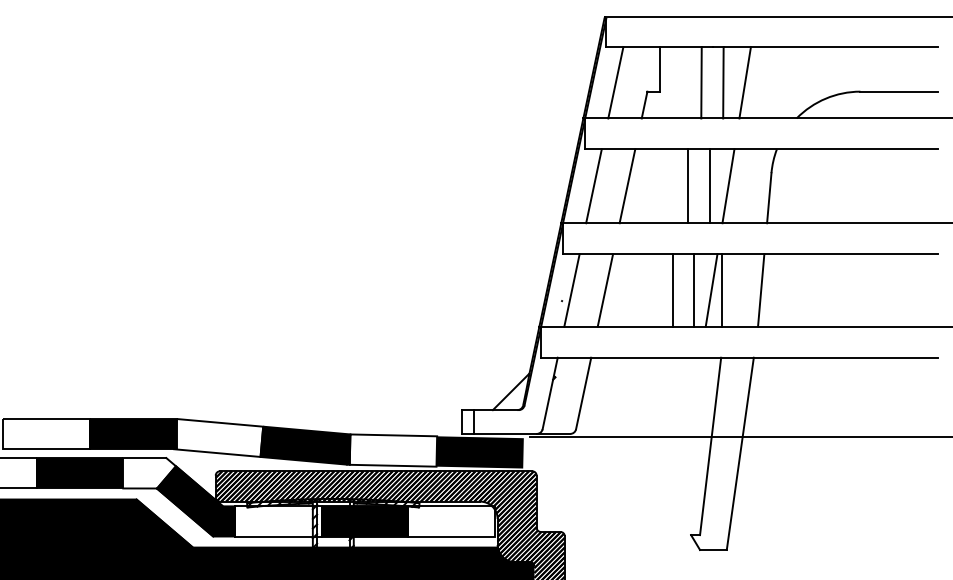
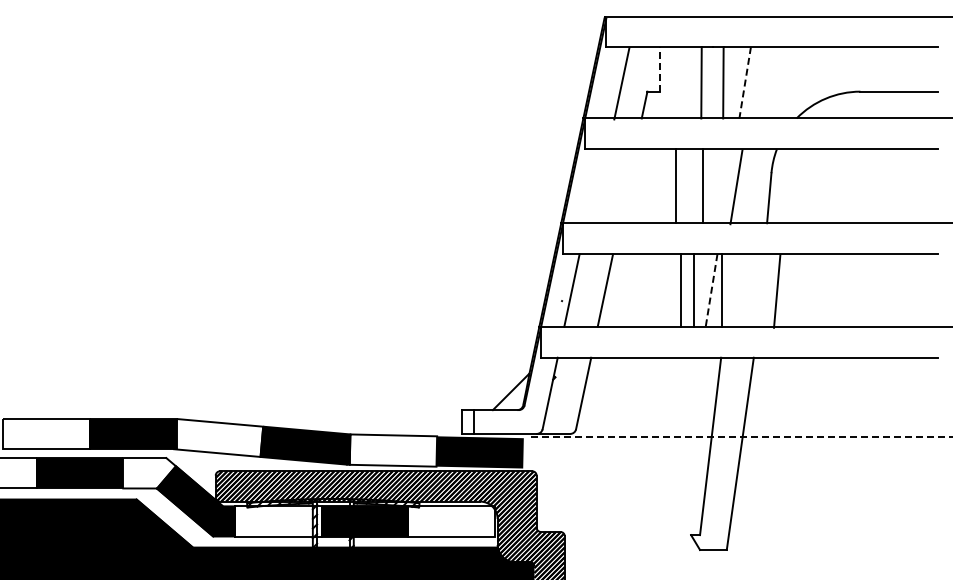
line: solid -> dashed (660, 68)
line position: (615, 82) -> (621, 83) (621, 83)
line: solid -> dashed (745, 83)
line: present -> none (593, 186)
line: present -> none (627, 186)
line position: (687, 186) -> (675, 186) (675, 186)
line position: (709, 186) -> (702, 186) (702, 186)
line position: (728, 186) -> (736, 187) (736, 187)
line position: (672, 290) -> (680, 290) (680, 290)
line: solid -> dashed (711, 290)
line position: (761, 290) -> (777, 291) (777, 291)
line: solid -> dashed (741, 437)
